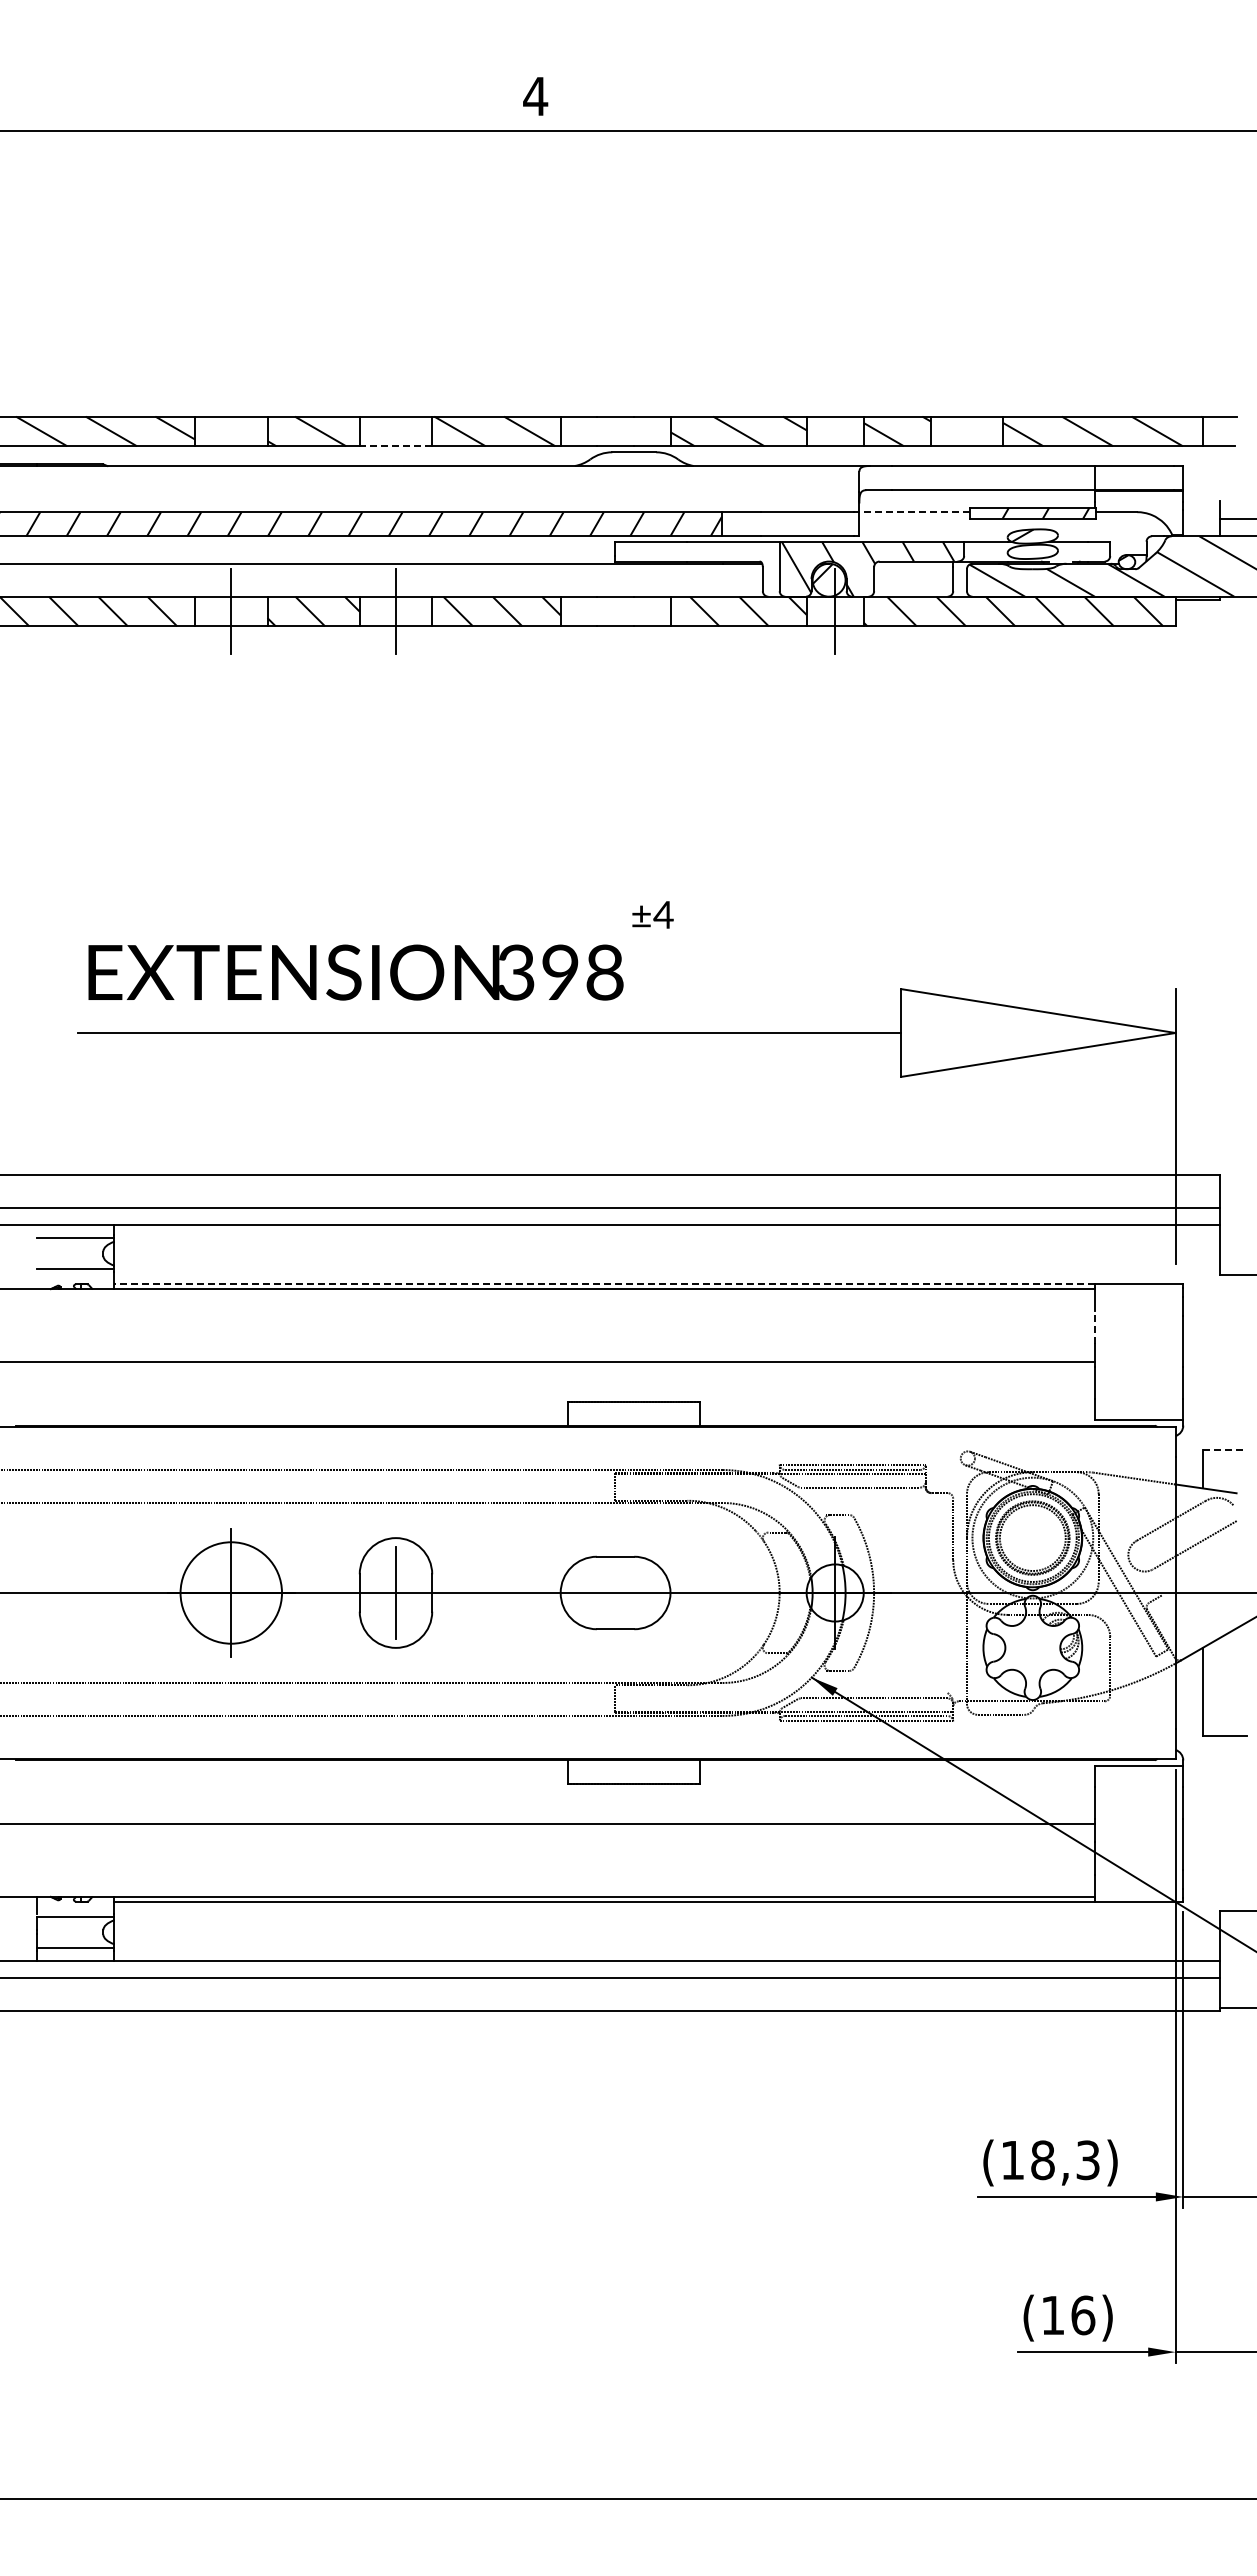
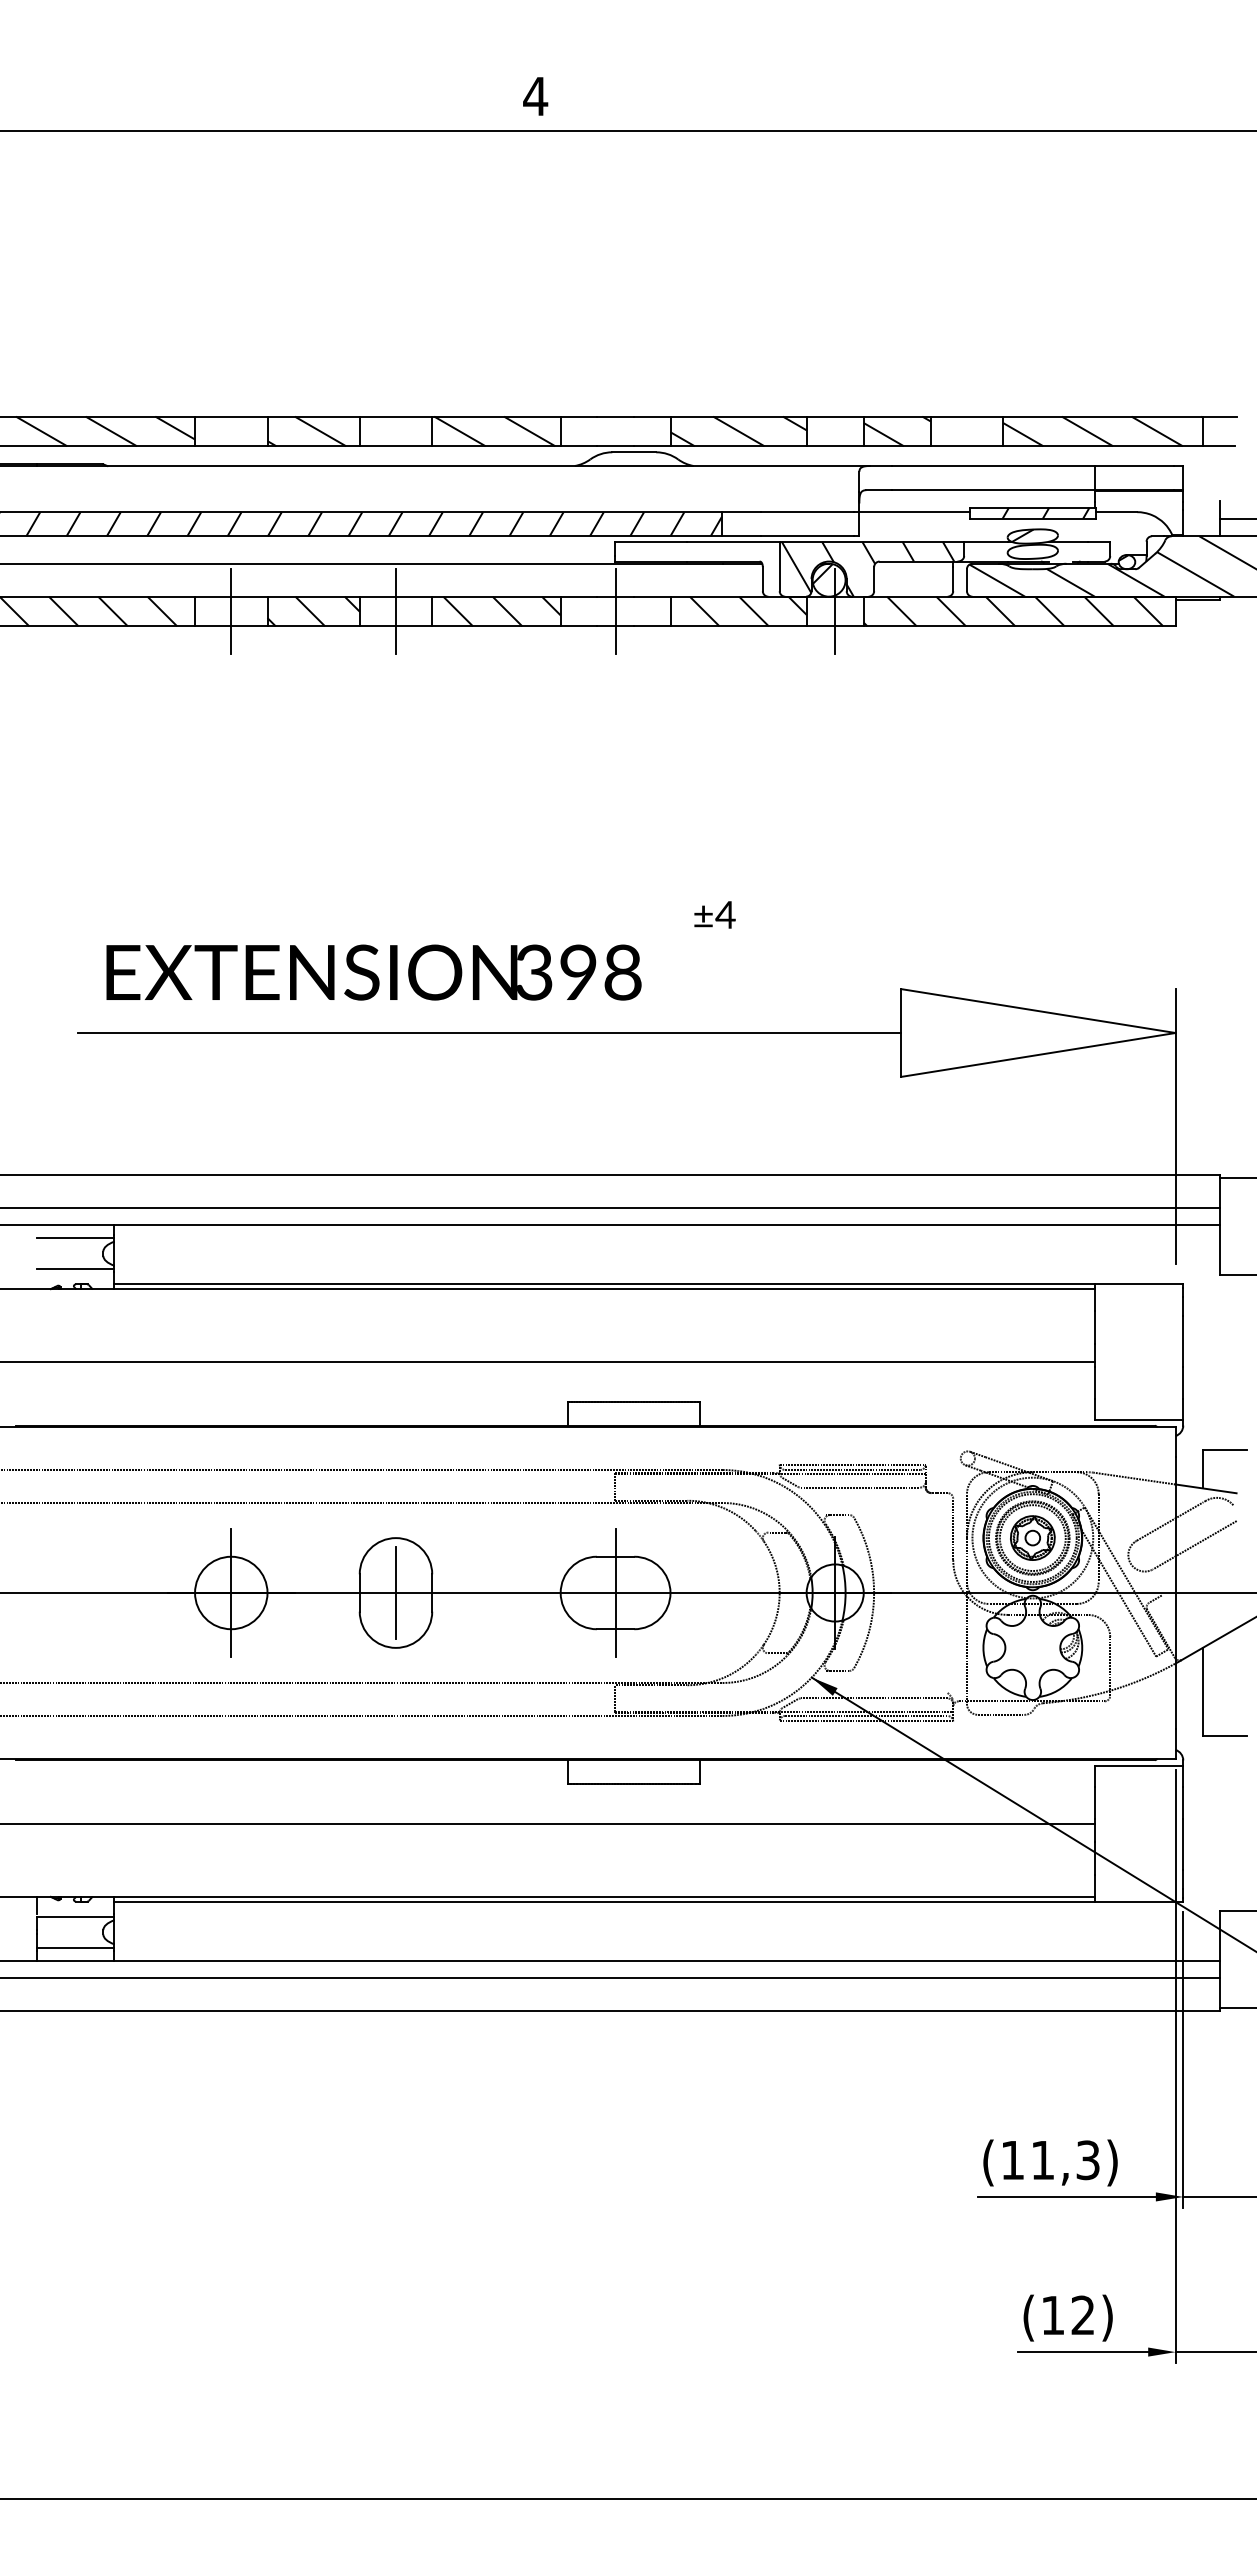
line: dashed -> solid (395, 446)
line: dashed -> solid (914, 512)
line: none -> present (615, 611)
text position: (652, 914) -> (714, 914) (714, 914)
text position: (355, 972) -> (373, 972) (373, 972)
line: none -> present (1236, 1177)
line: dashed -> solid (604, 1284)
line: dashed -> solid (1095, 1327)
line: dashed -> solid (1224, 1450)
part: none -> present (1032, 1537)
circle diameter: 101 px -> 72 px (231, 1592)
line: none -> present (615, 1592)
text: (18,3) -> (11,3) (1042, 2160)
text: (16) -> (12) (1083, 2315)
